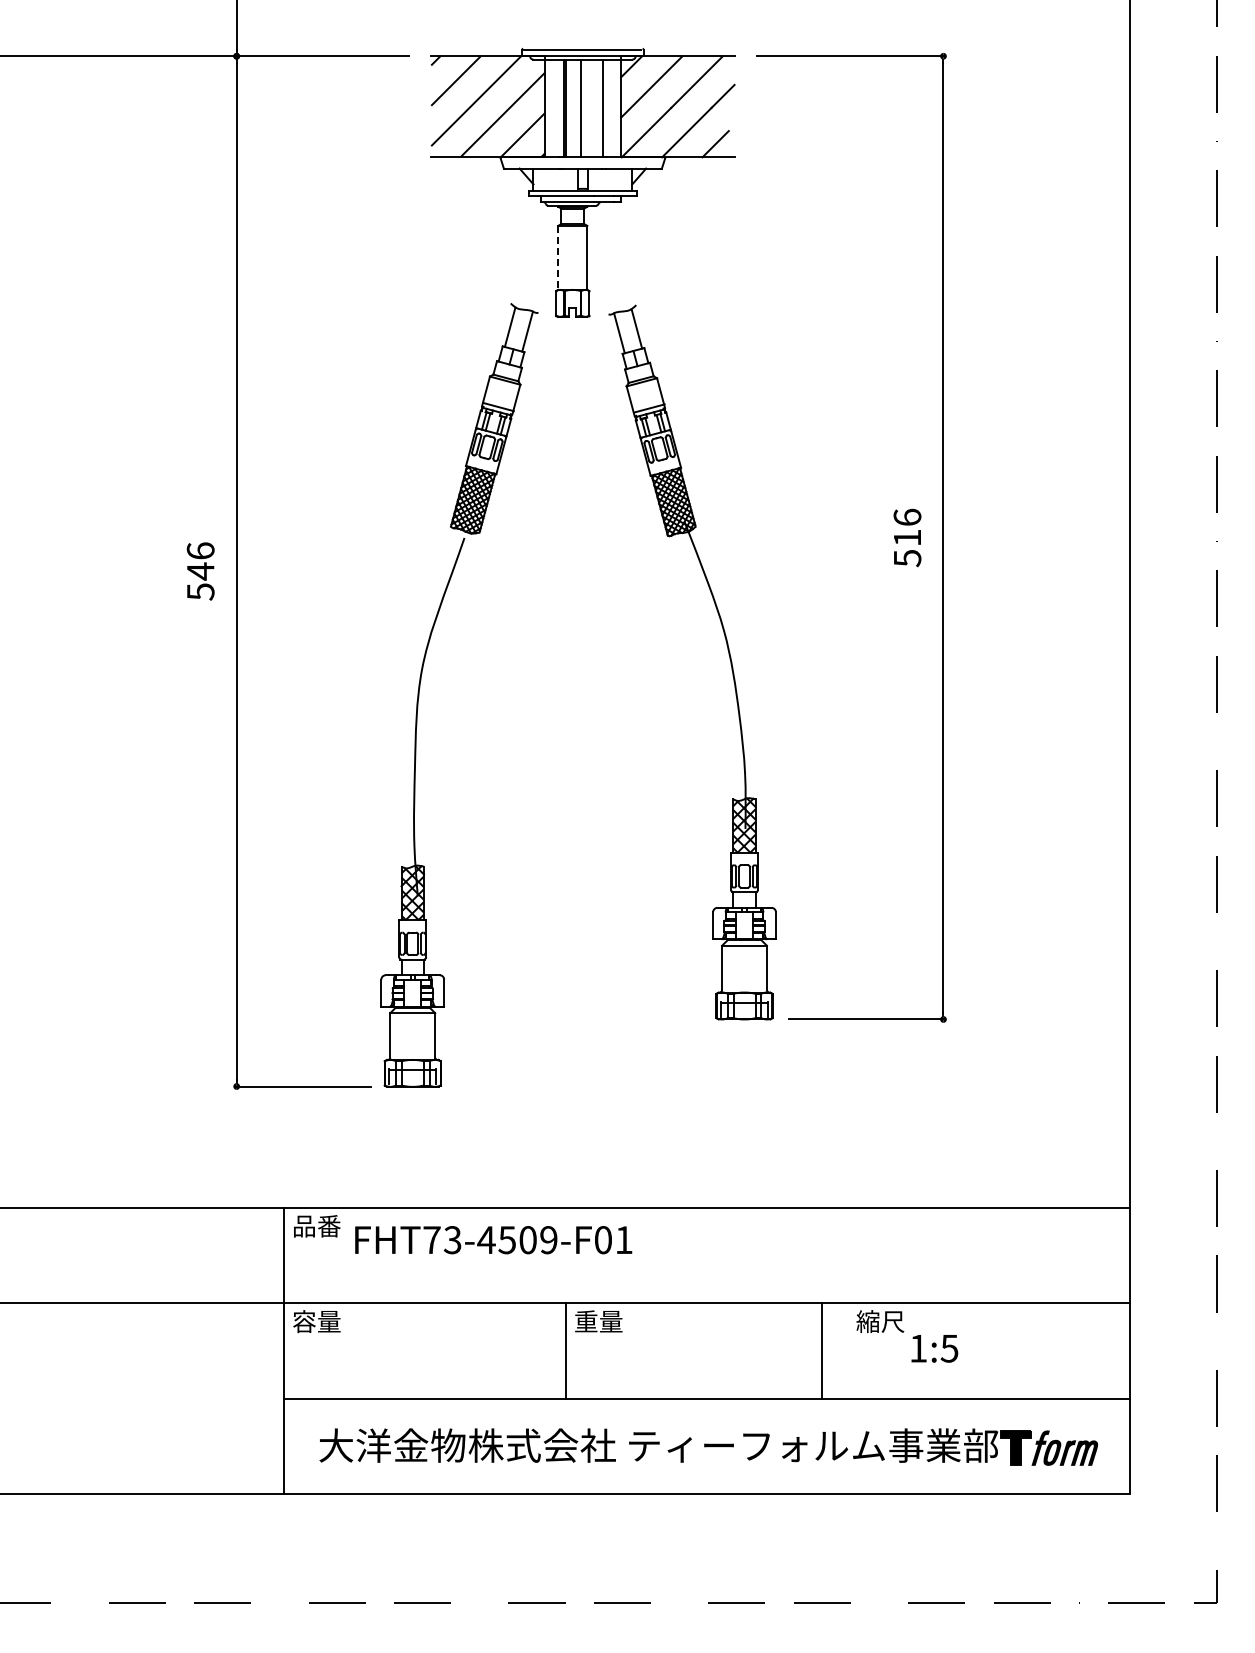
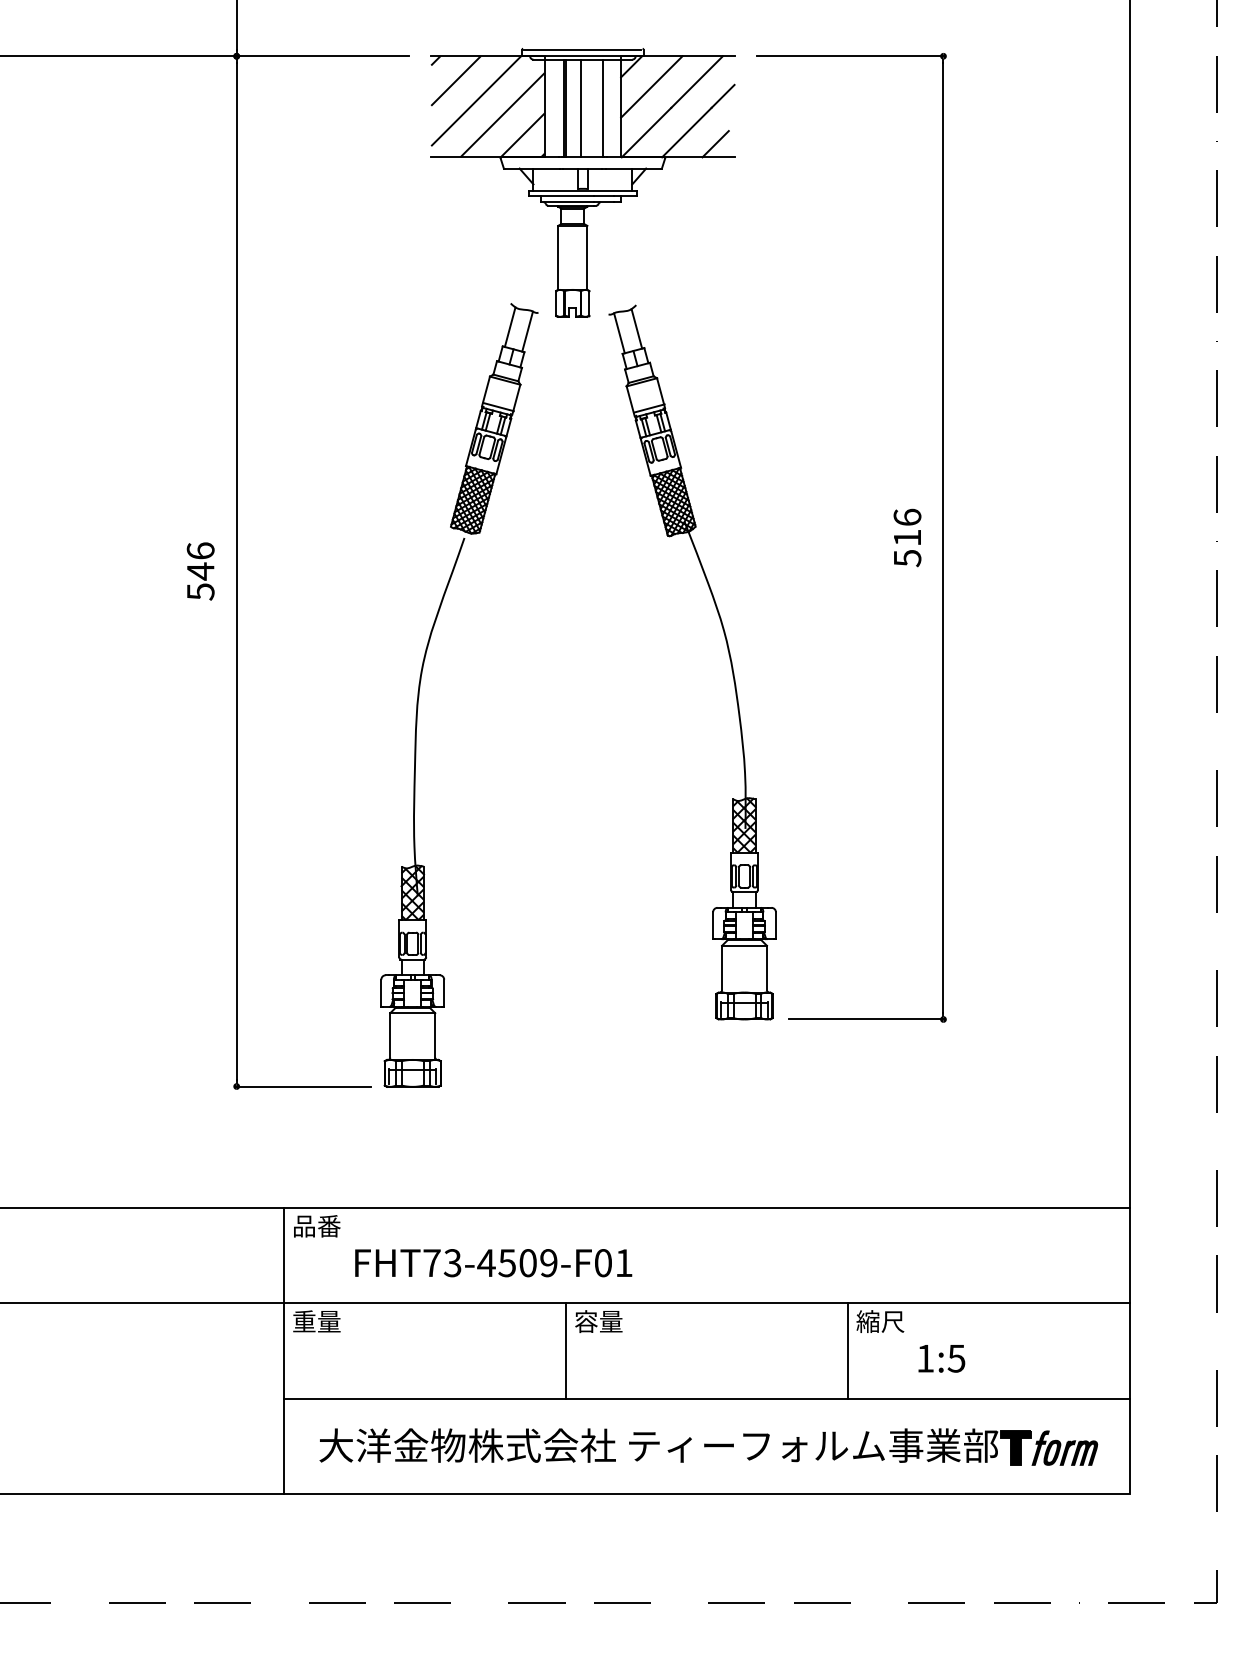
line: dashed -> solid (558, 258)
text position: (493, 1240) -> (493, 1263) (493, 1263)
text: 容量 -> 重量 (304, 1321)
text: 重量 -> 容量 (586, 1321)
text position: (934, 1348) -> (941, 1358) (941, 1358)
line position: (821, 1350) -> (847, 1350) (847, 1350)
